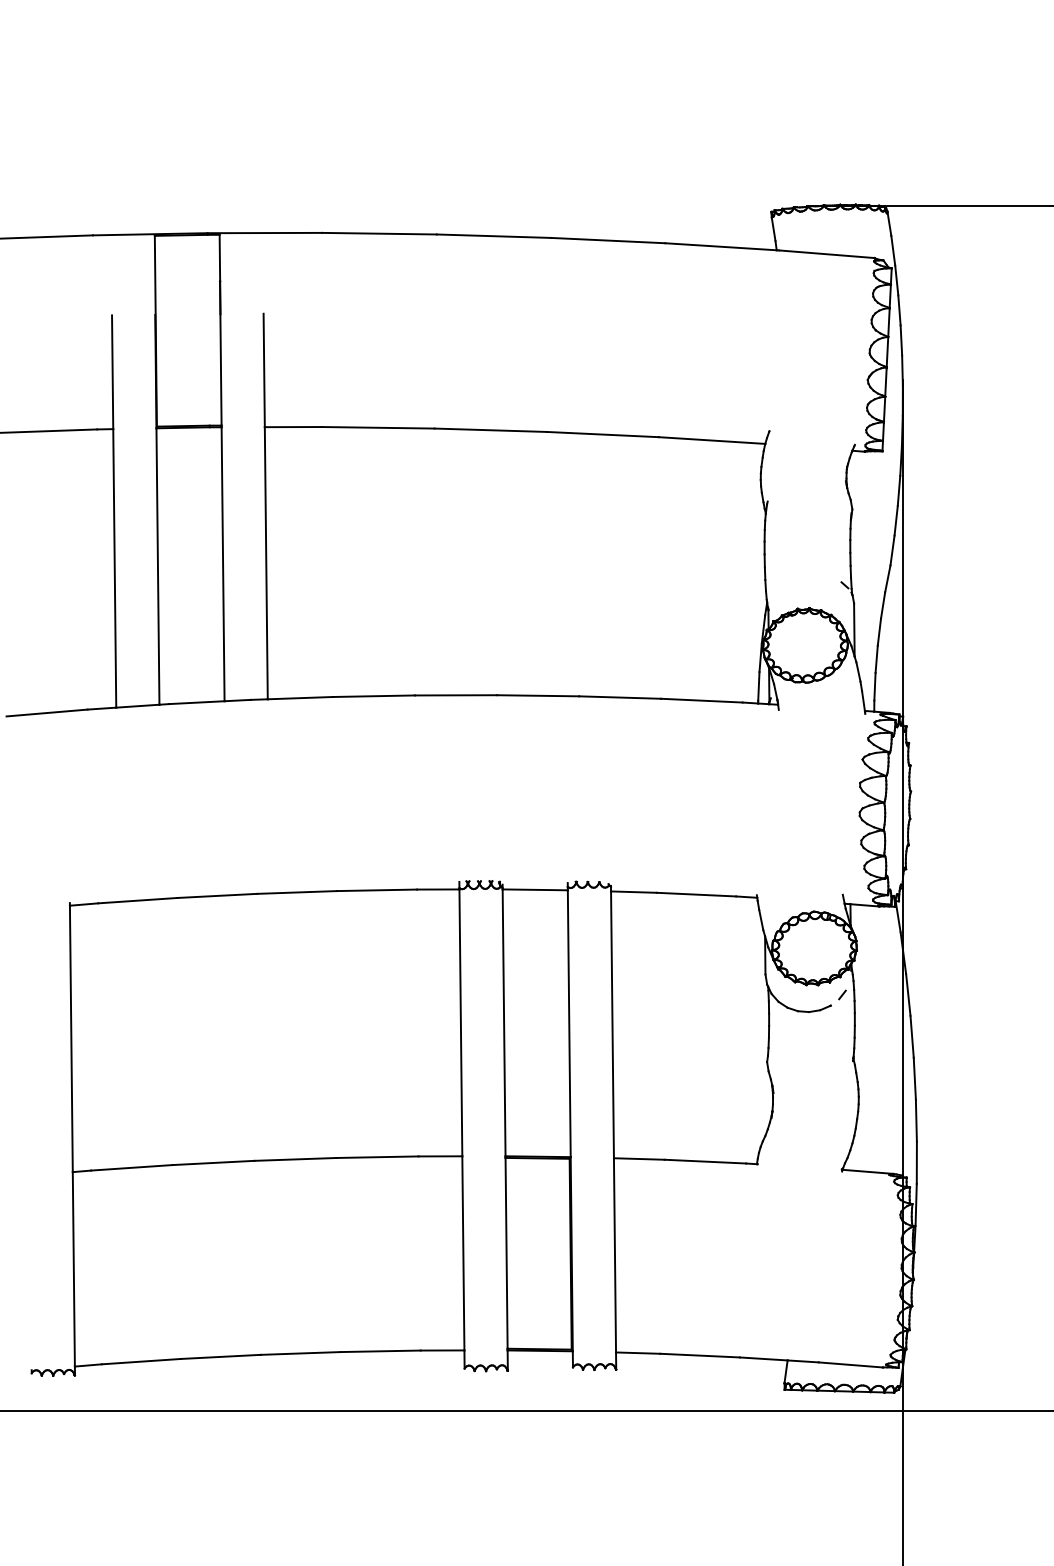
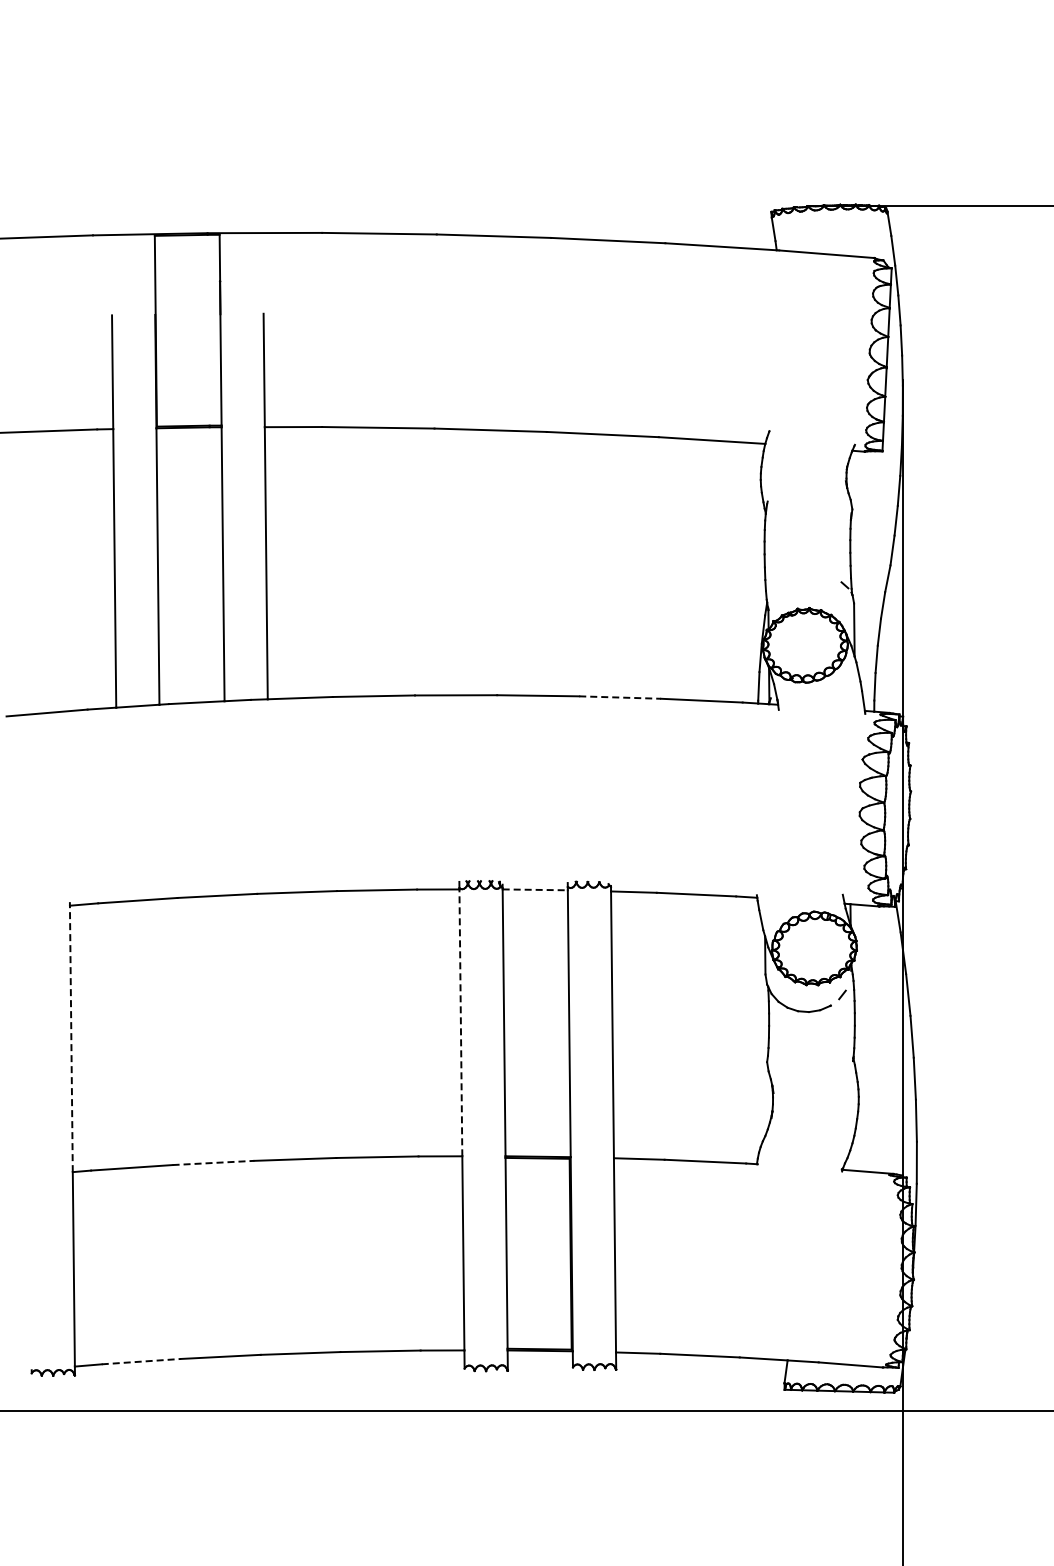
line: solid -> dashed (620, 697)
line: solid -> dashed (535, 889)
line: solid -> dashed (460, 1022)
line: solid -> dashed (71, 1038)
line: solid -> dashed (213, 1162)
line: solid -> dashed (141, 1361)
